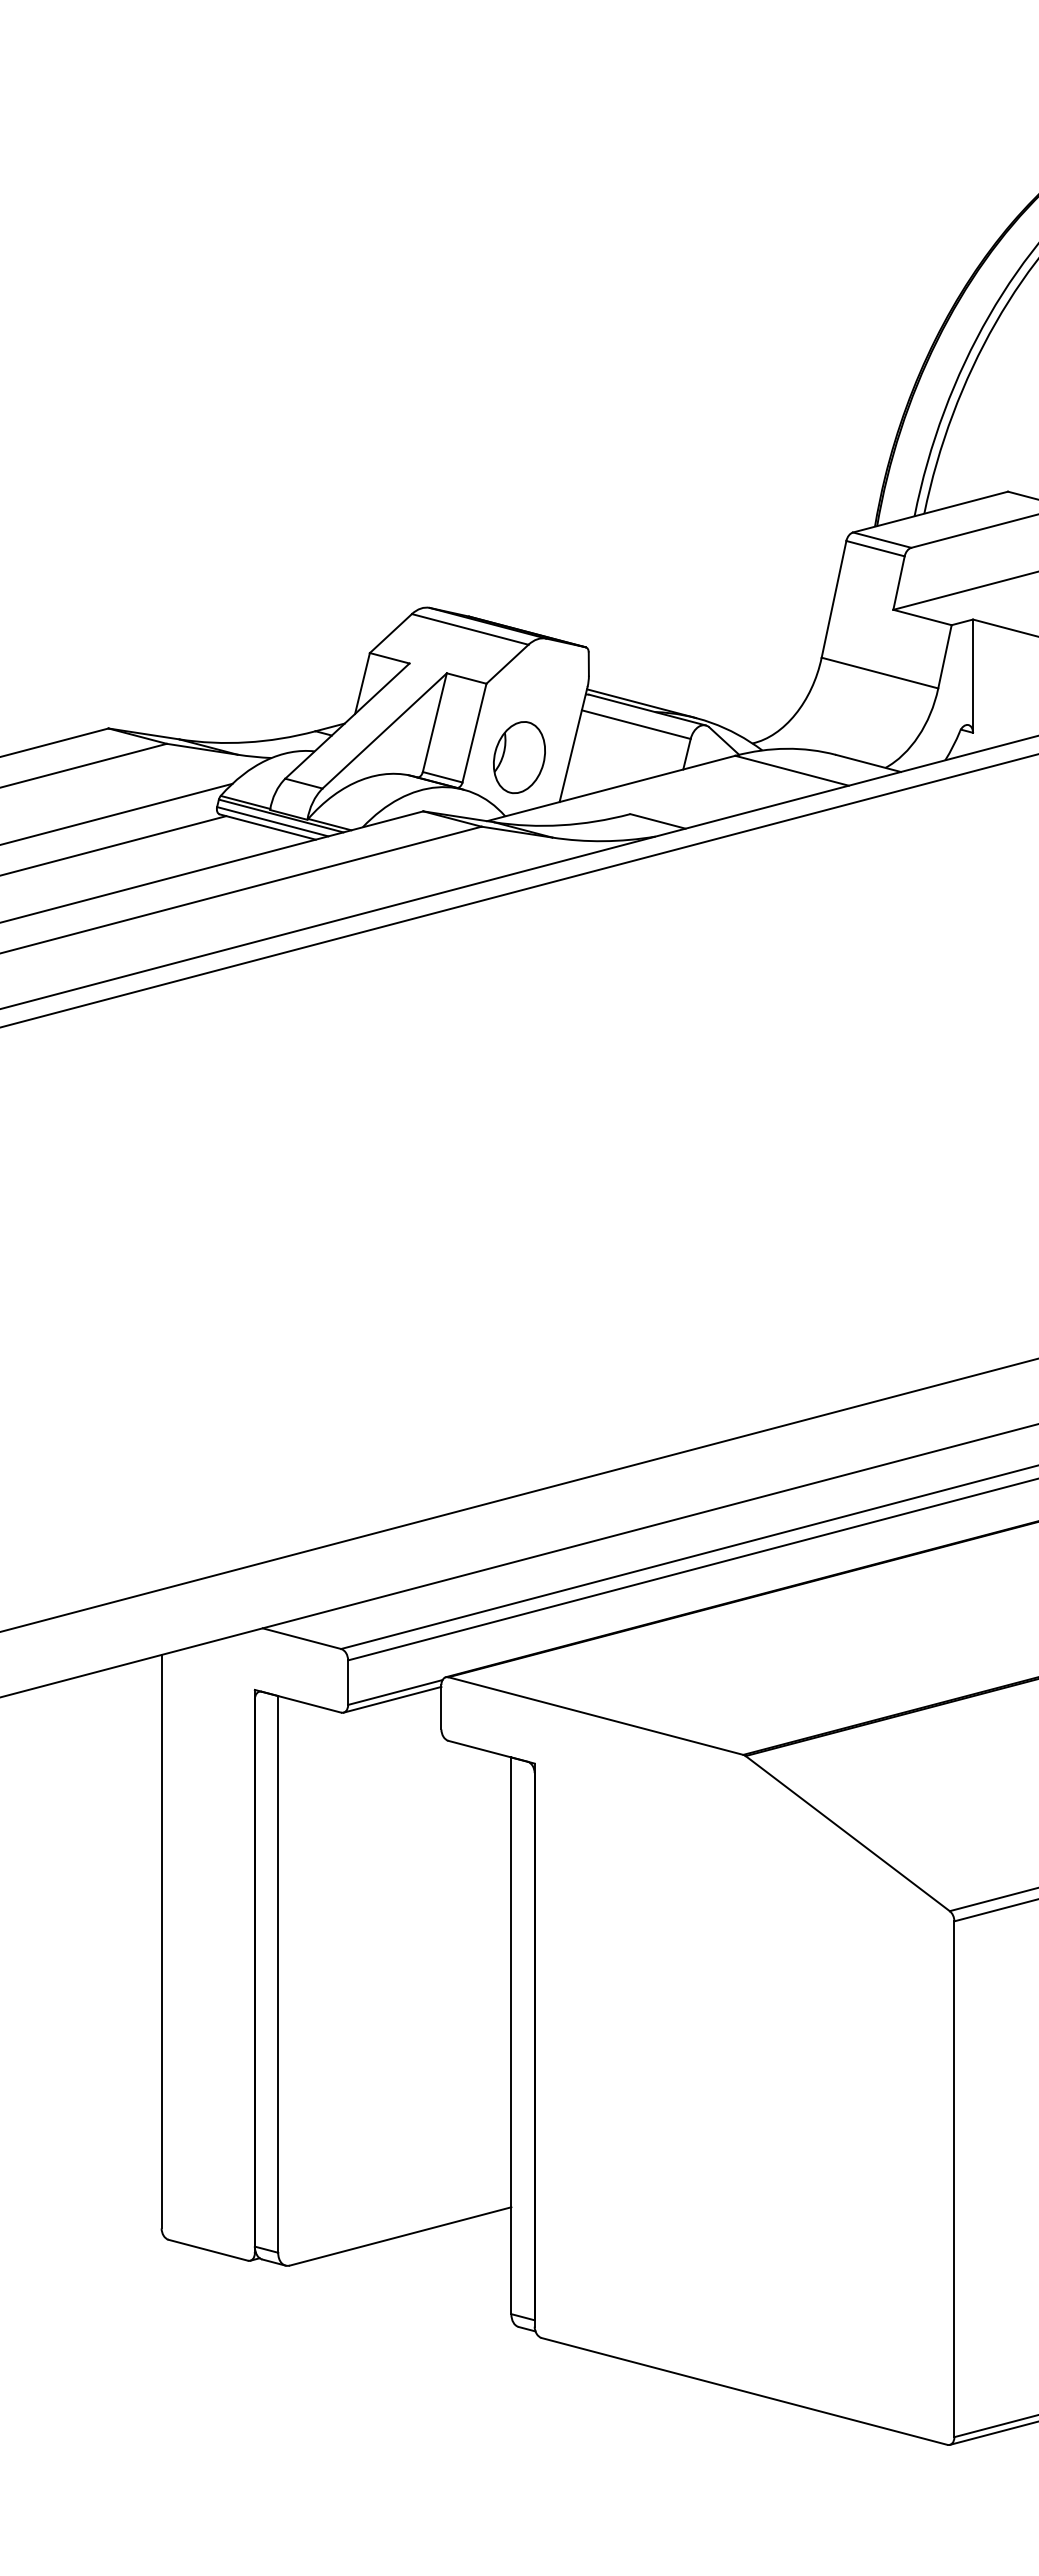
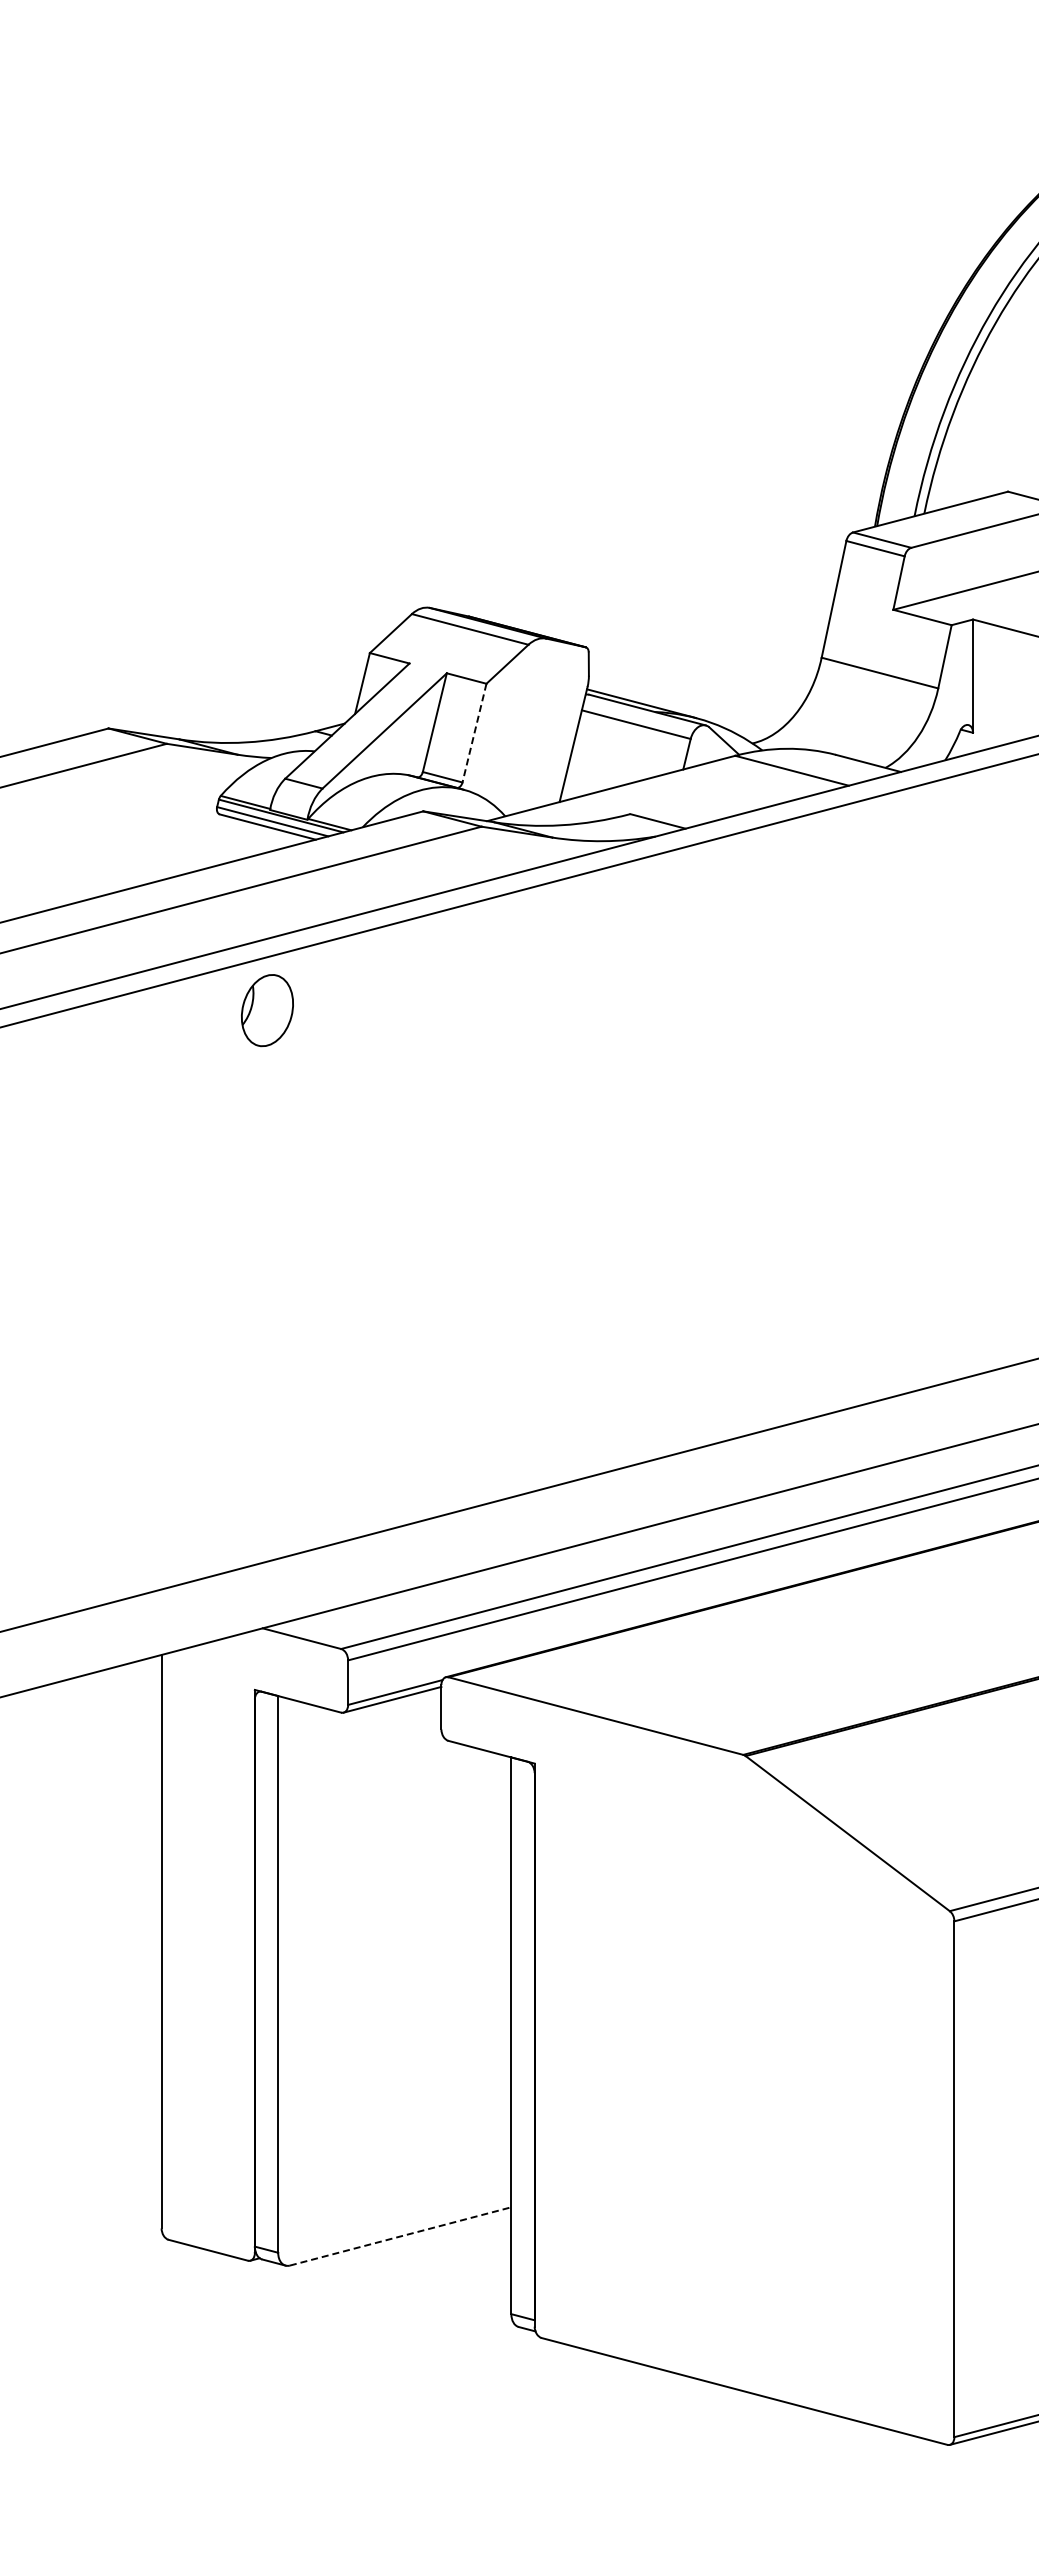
line: solid -> dashed (474, 733)
part position: (519, 757) -> (267, 1010) (267, 1010)
line: present -> none (117, 813)
line: present -> none (114, 845)
line: solid -> dashed (400, 2236)
